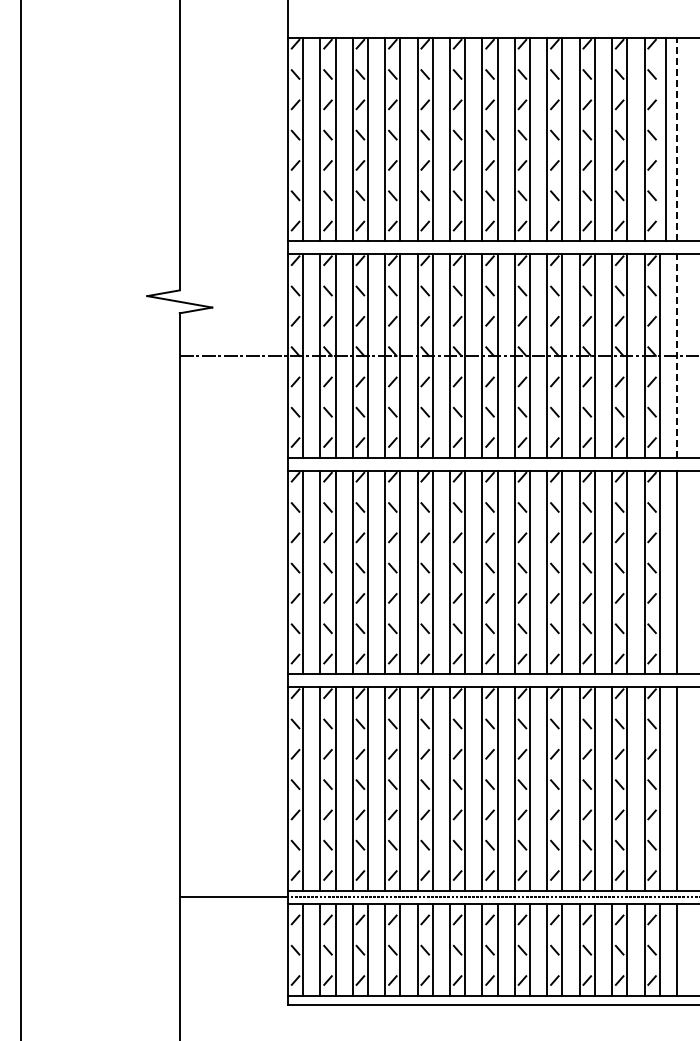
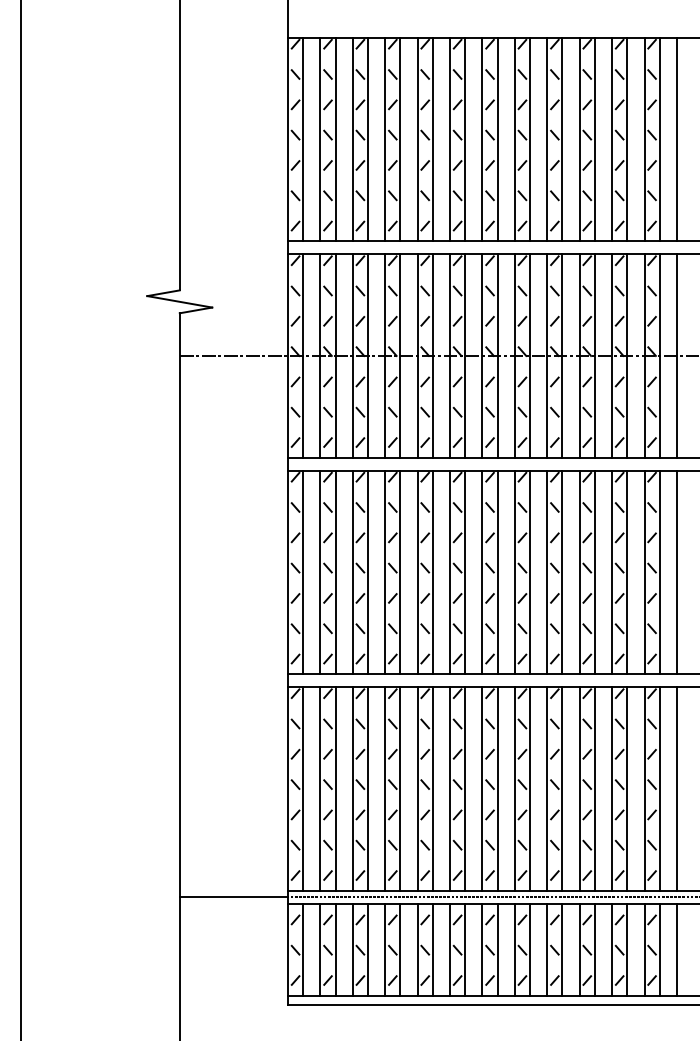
line position: (665, 139) -> (659, 139) (659, 139)
line: dashed -> solid (676, 139)
line: dashed -> solid (676, 355)
